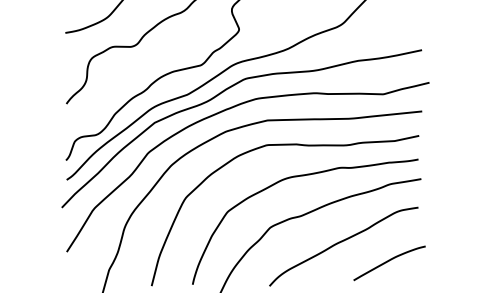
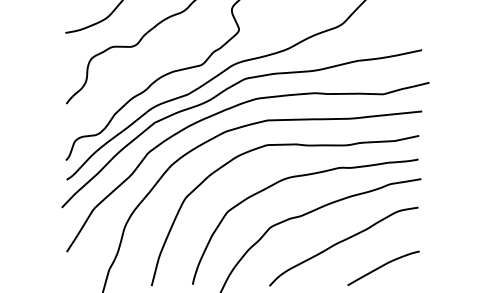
curve position: (389, 261) -> (383, 266) (383, 266)
